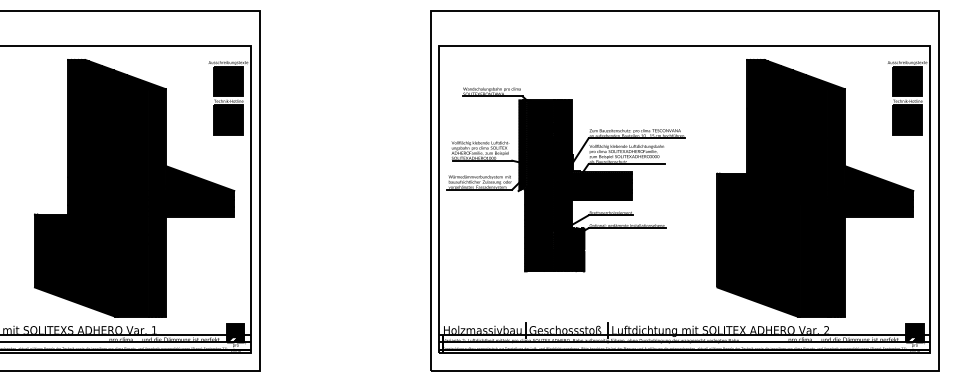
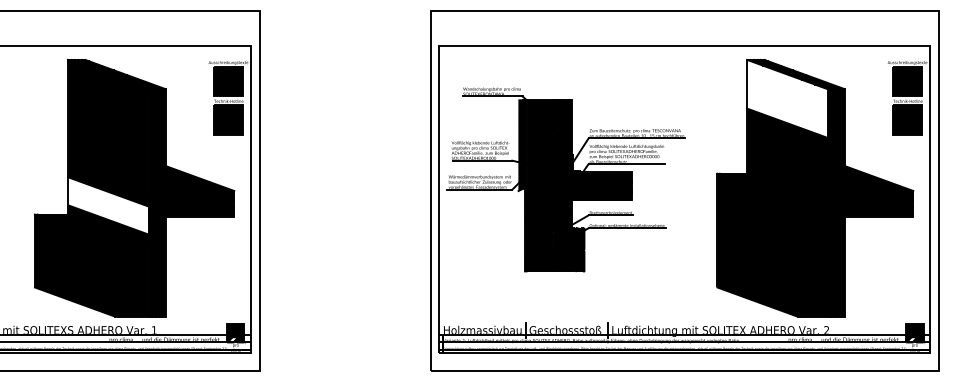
fill: present -> none (787, 98)
fill: present -> none (108, 205)
